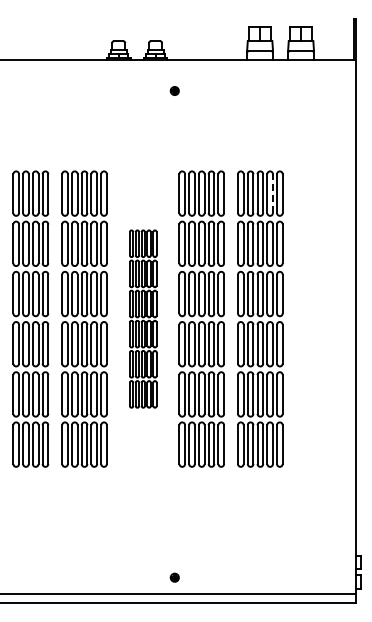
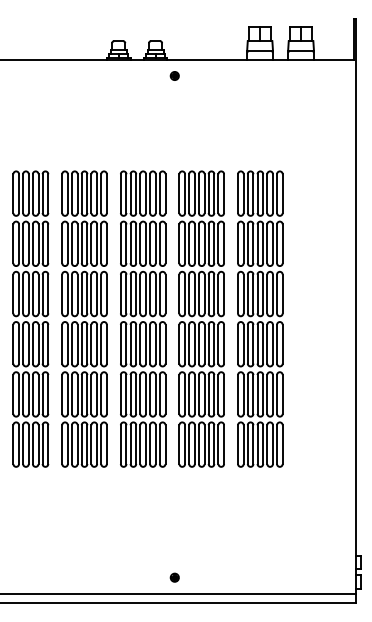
part position: (174, 90) -> (174, 75) (174, 75)
line: dashed -> solid (272, 193)
part size: 29x180 px -> 47x298 px (143, 318)
